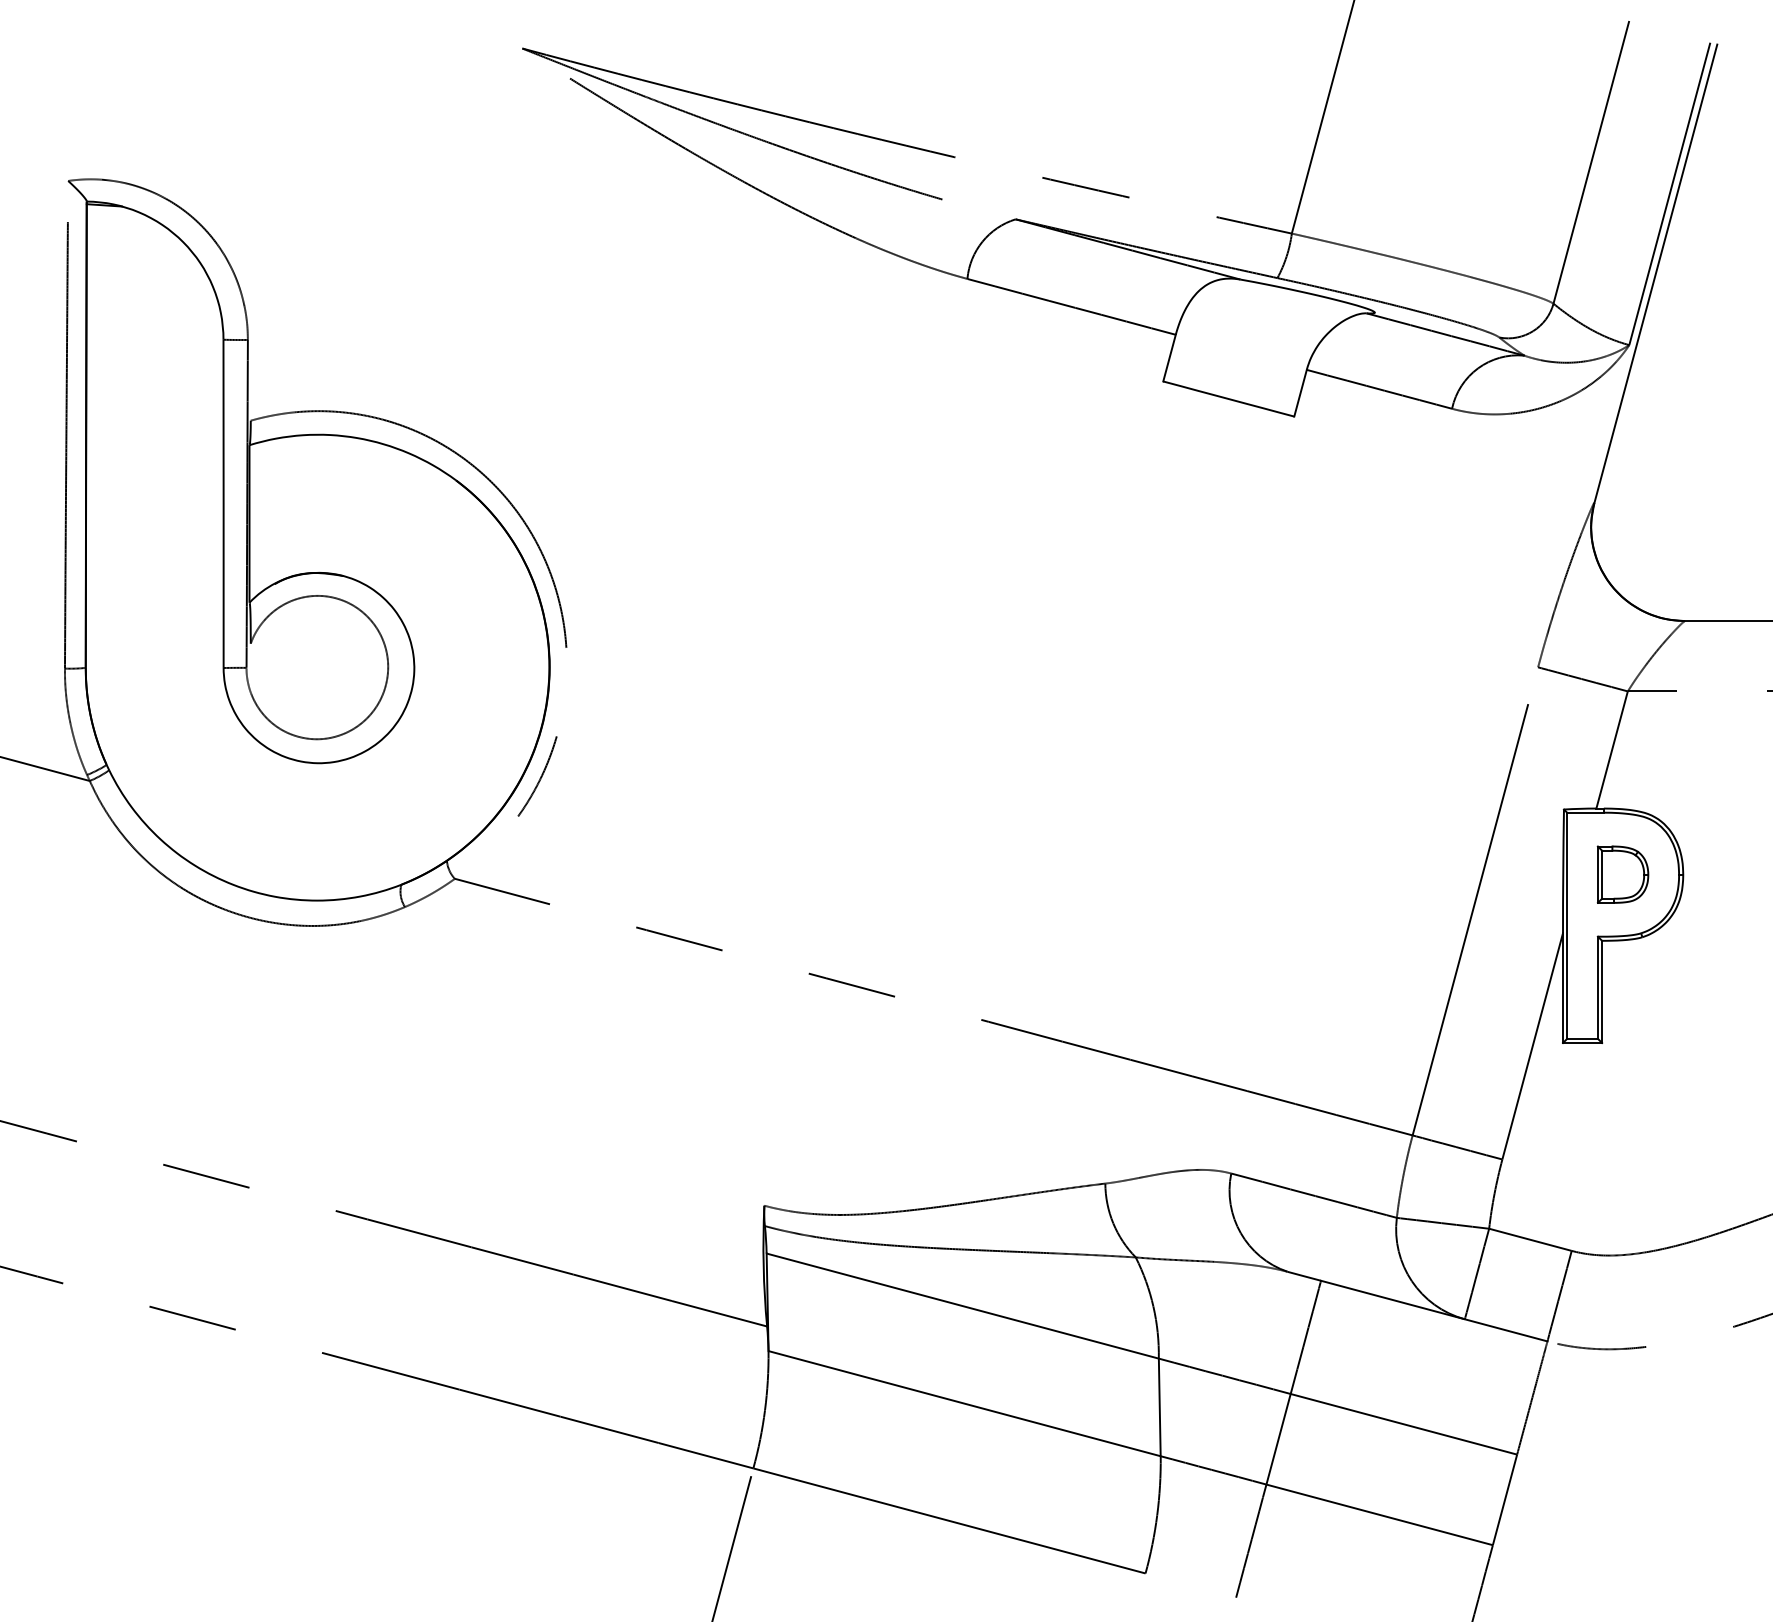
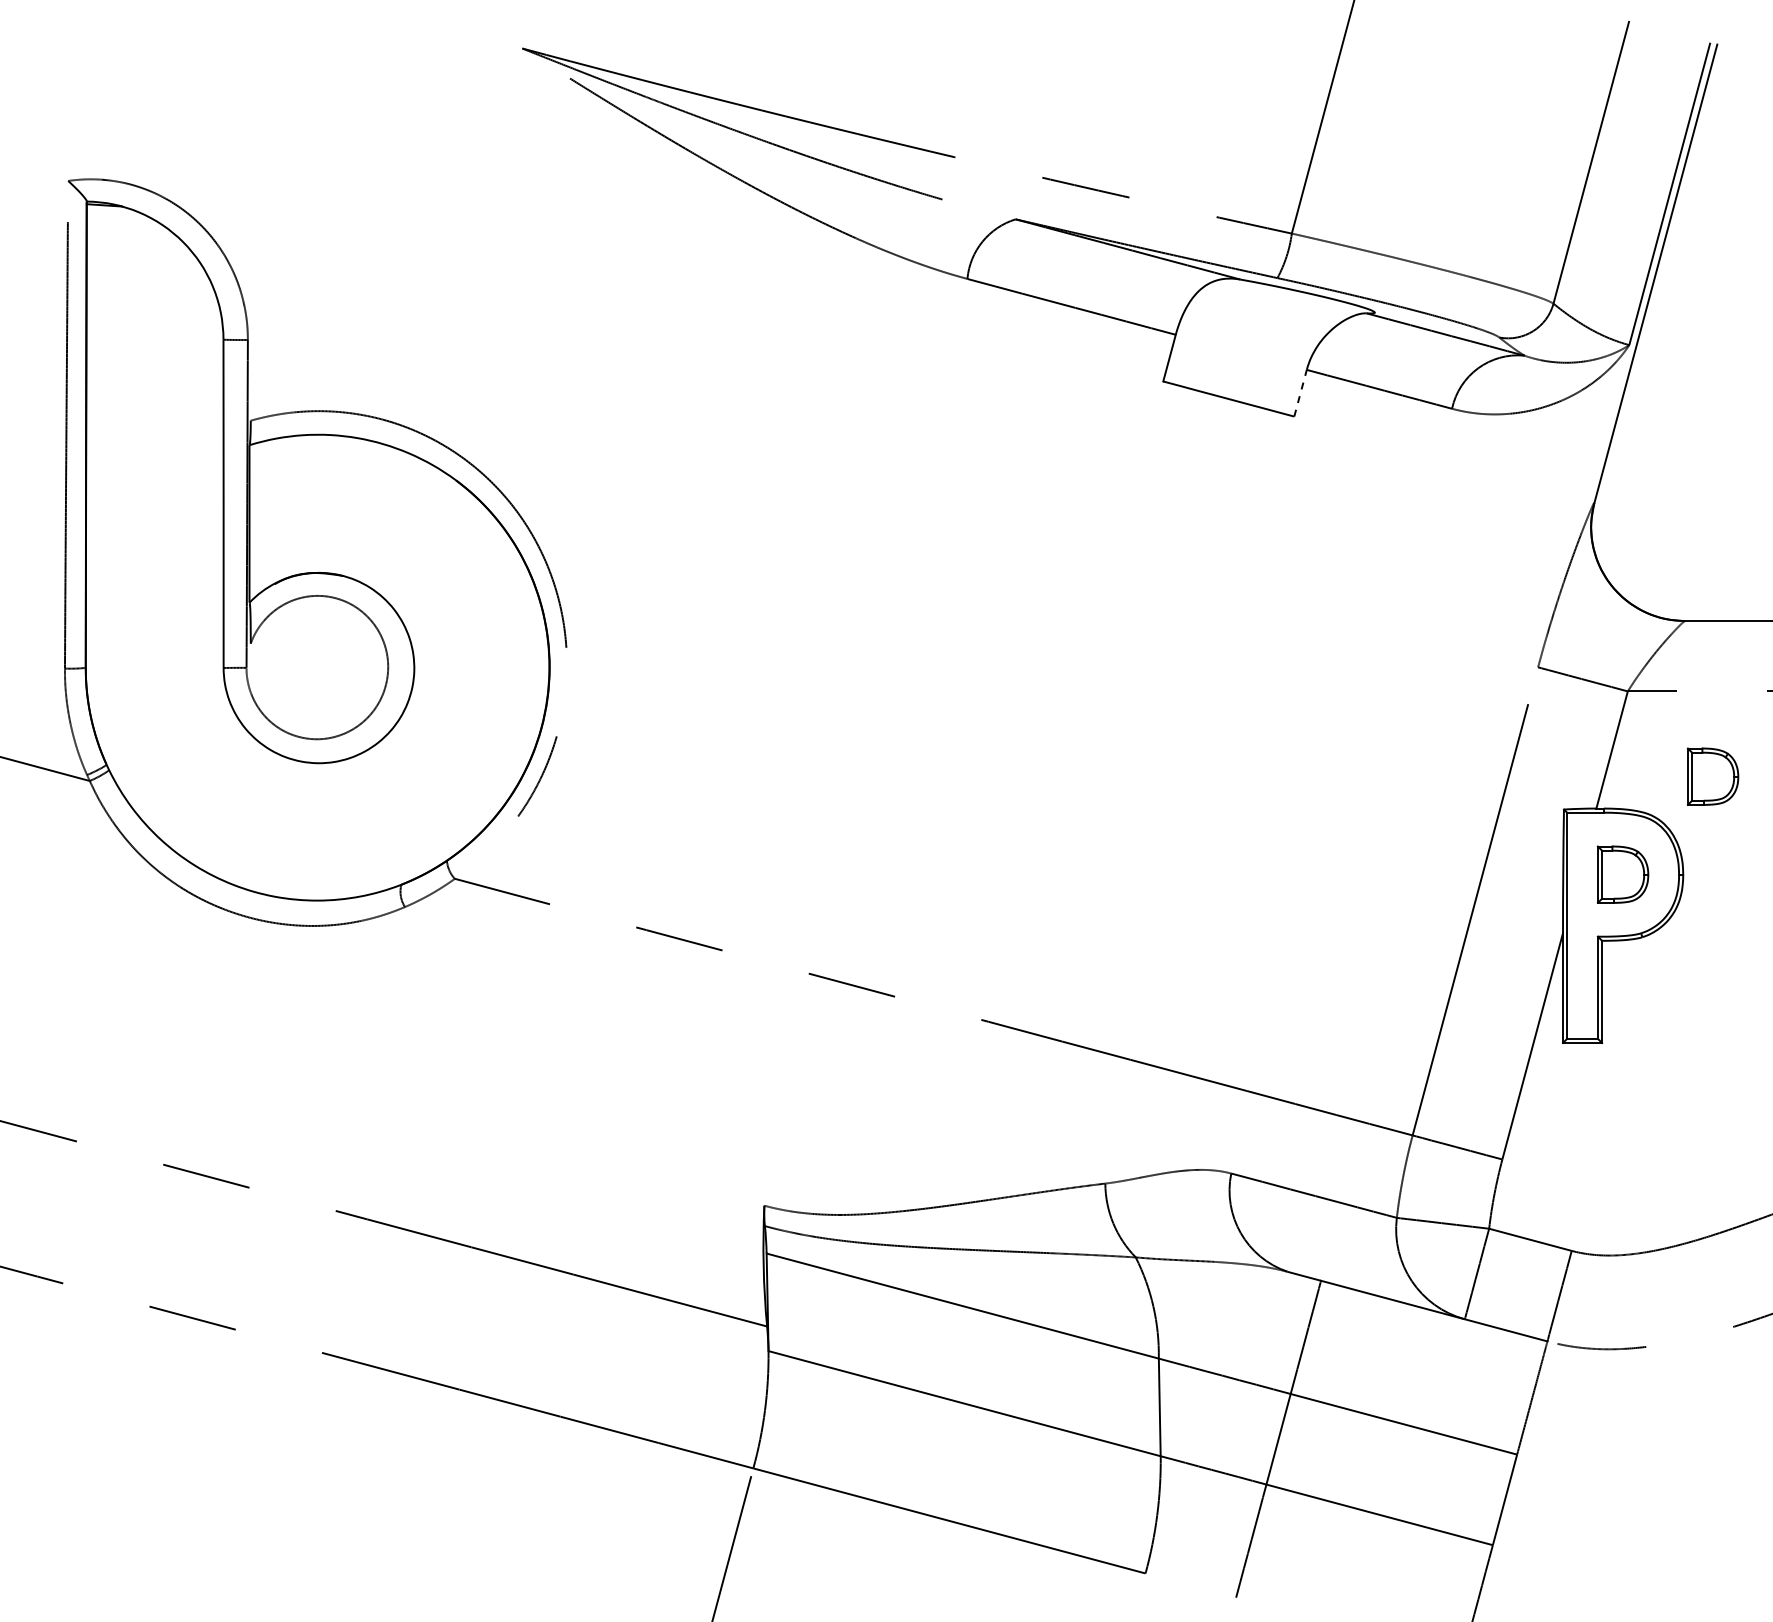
line: solid -> dashed (1300, 392)
part: none -> present (1712, 776)
